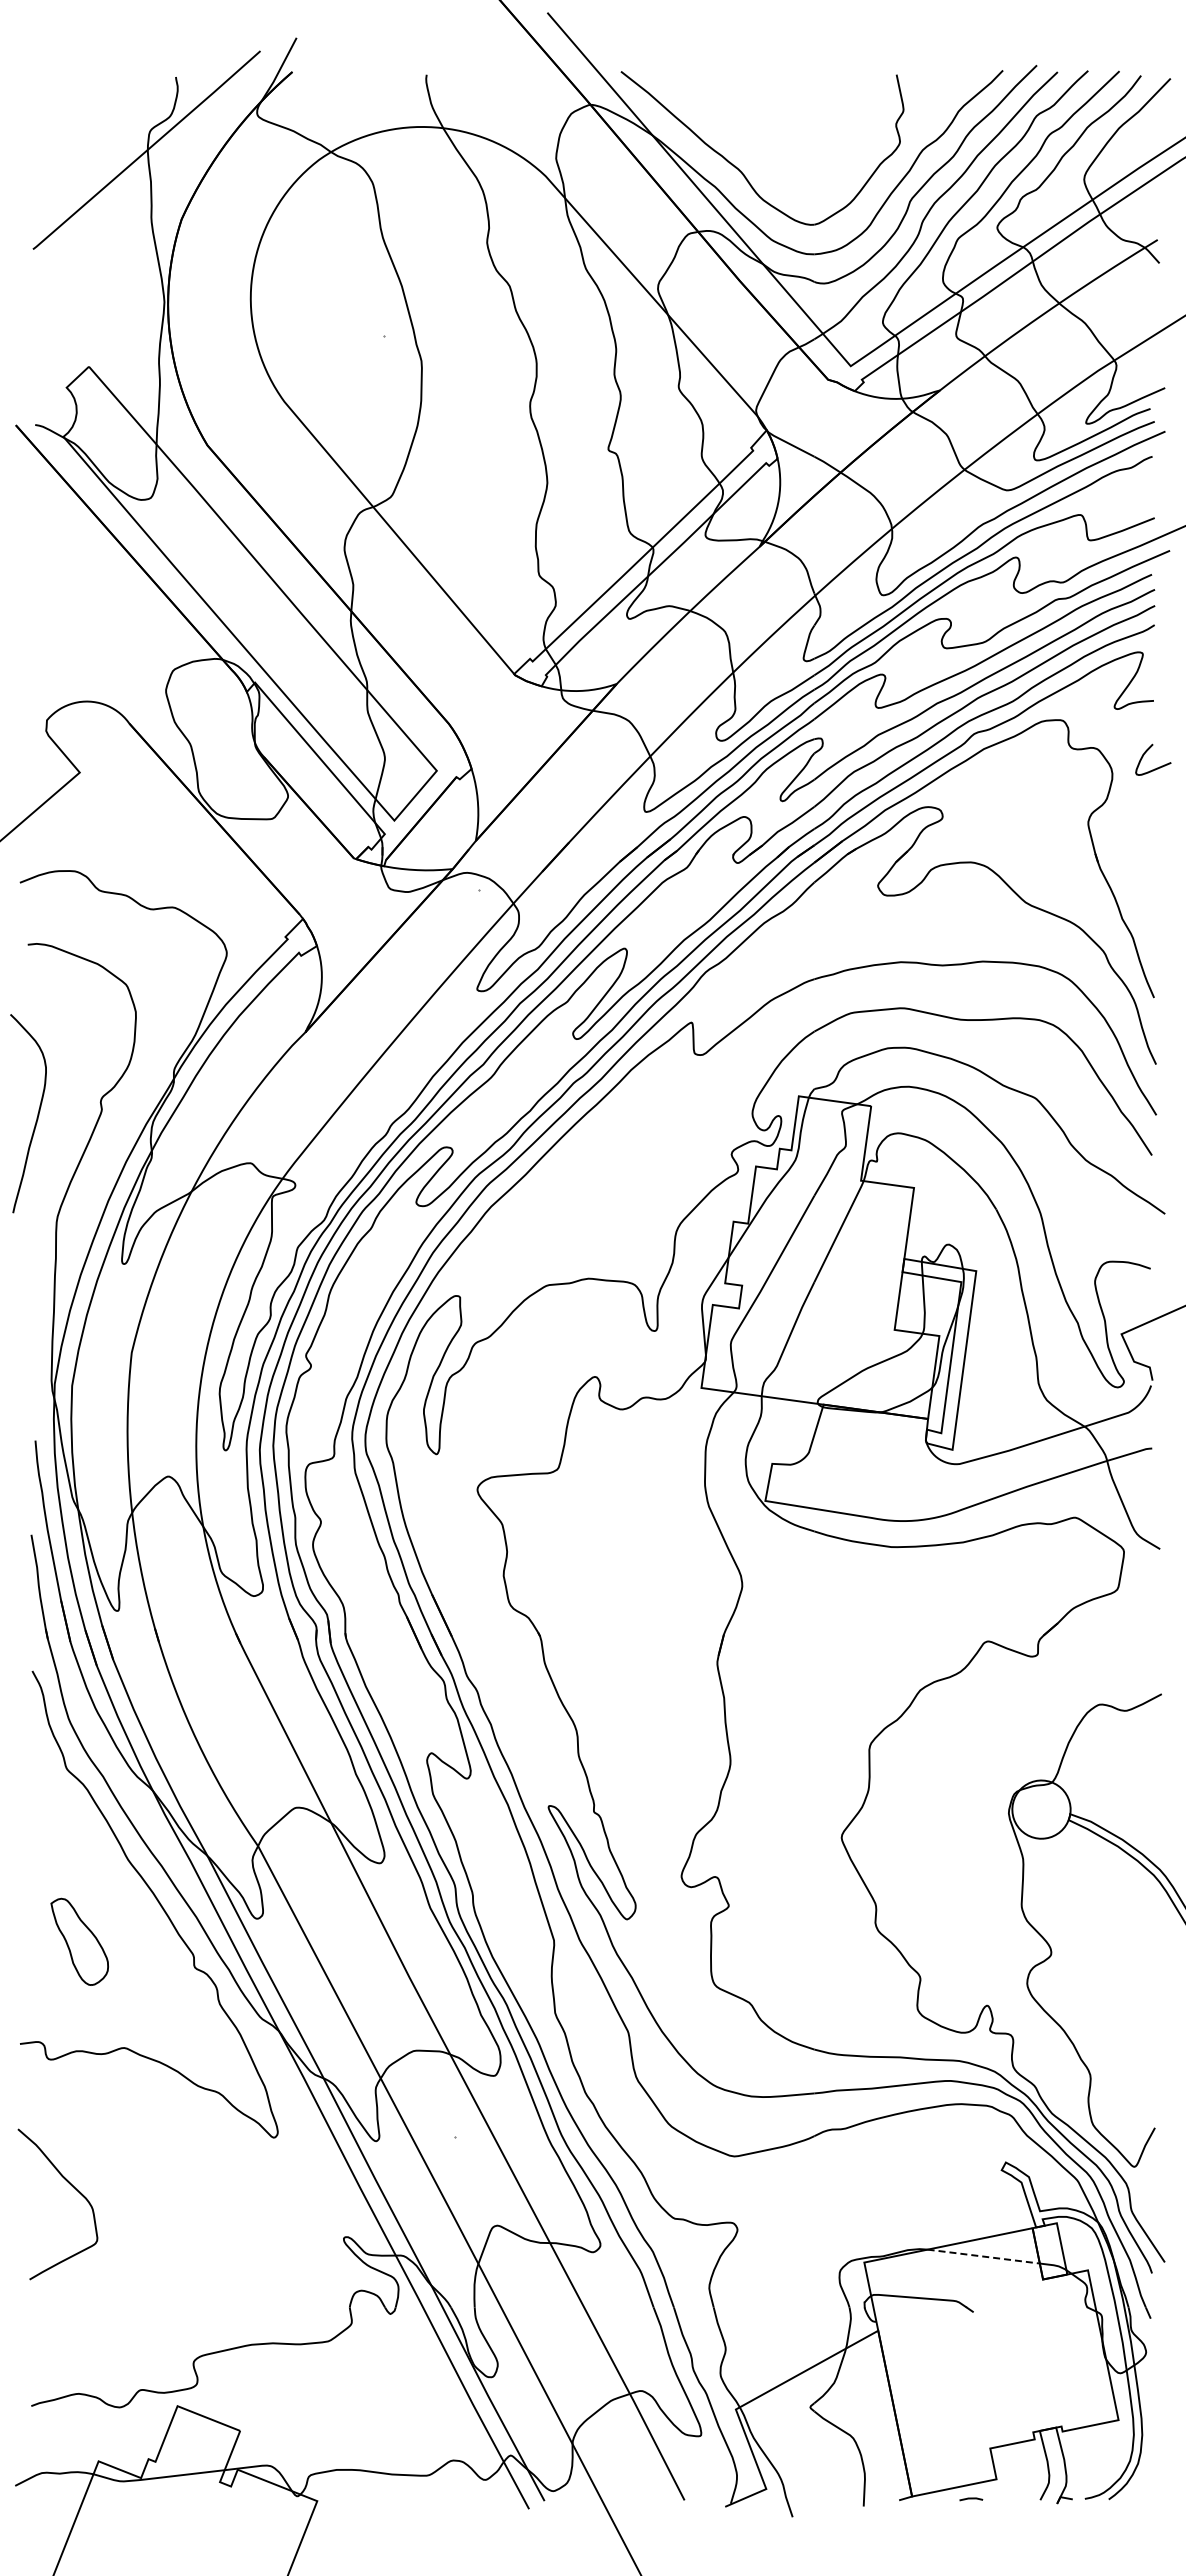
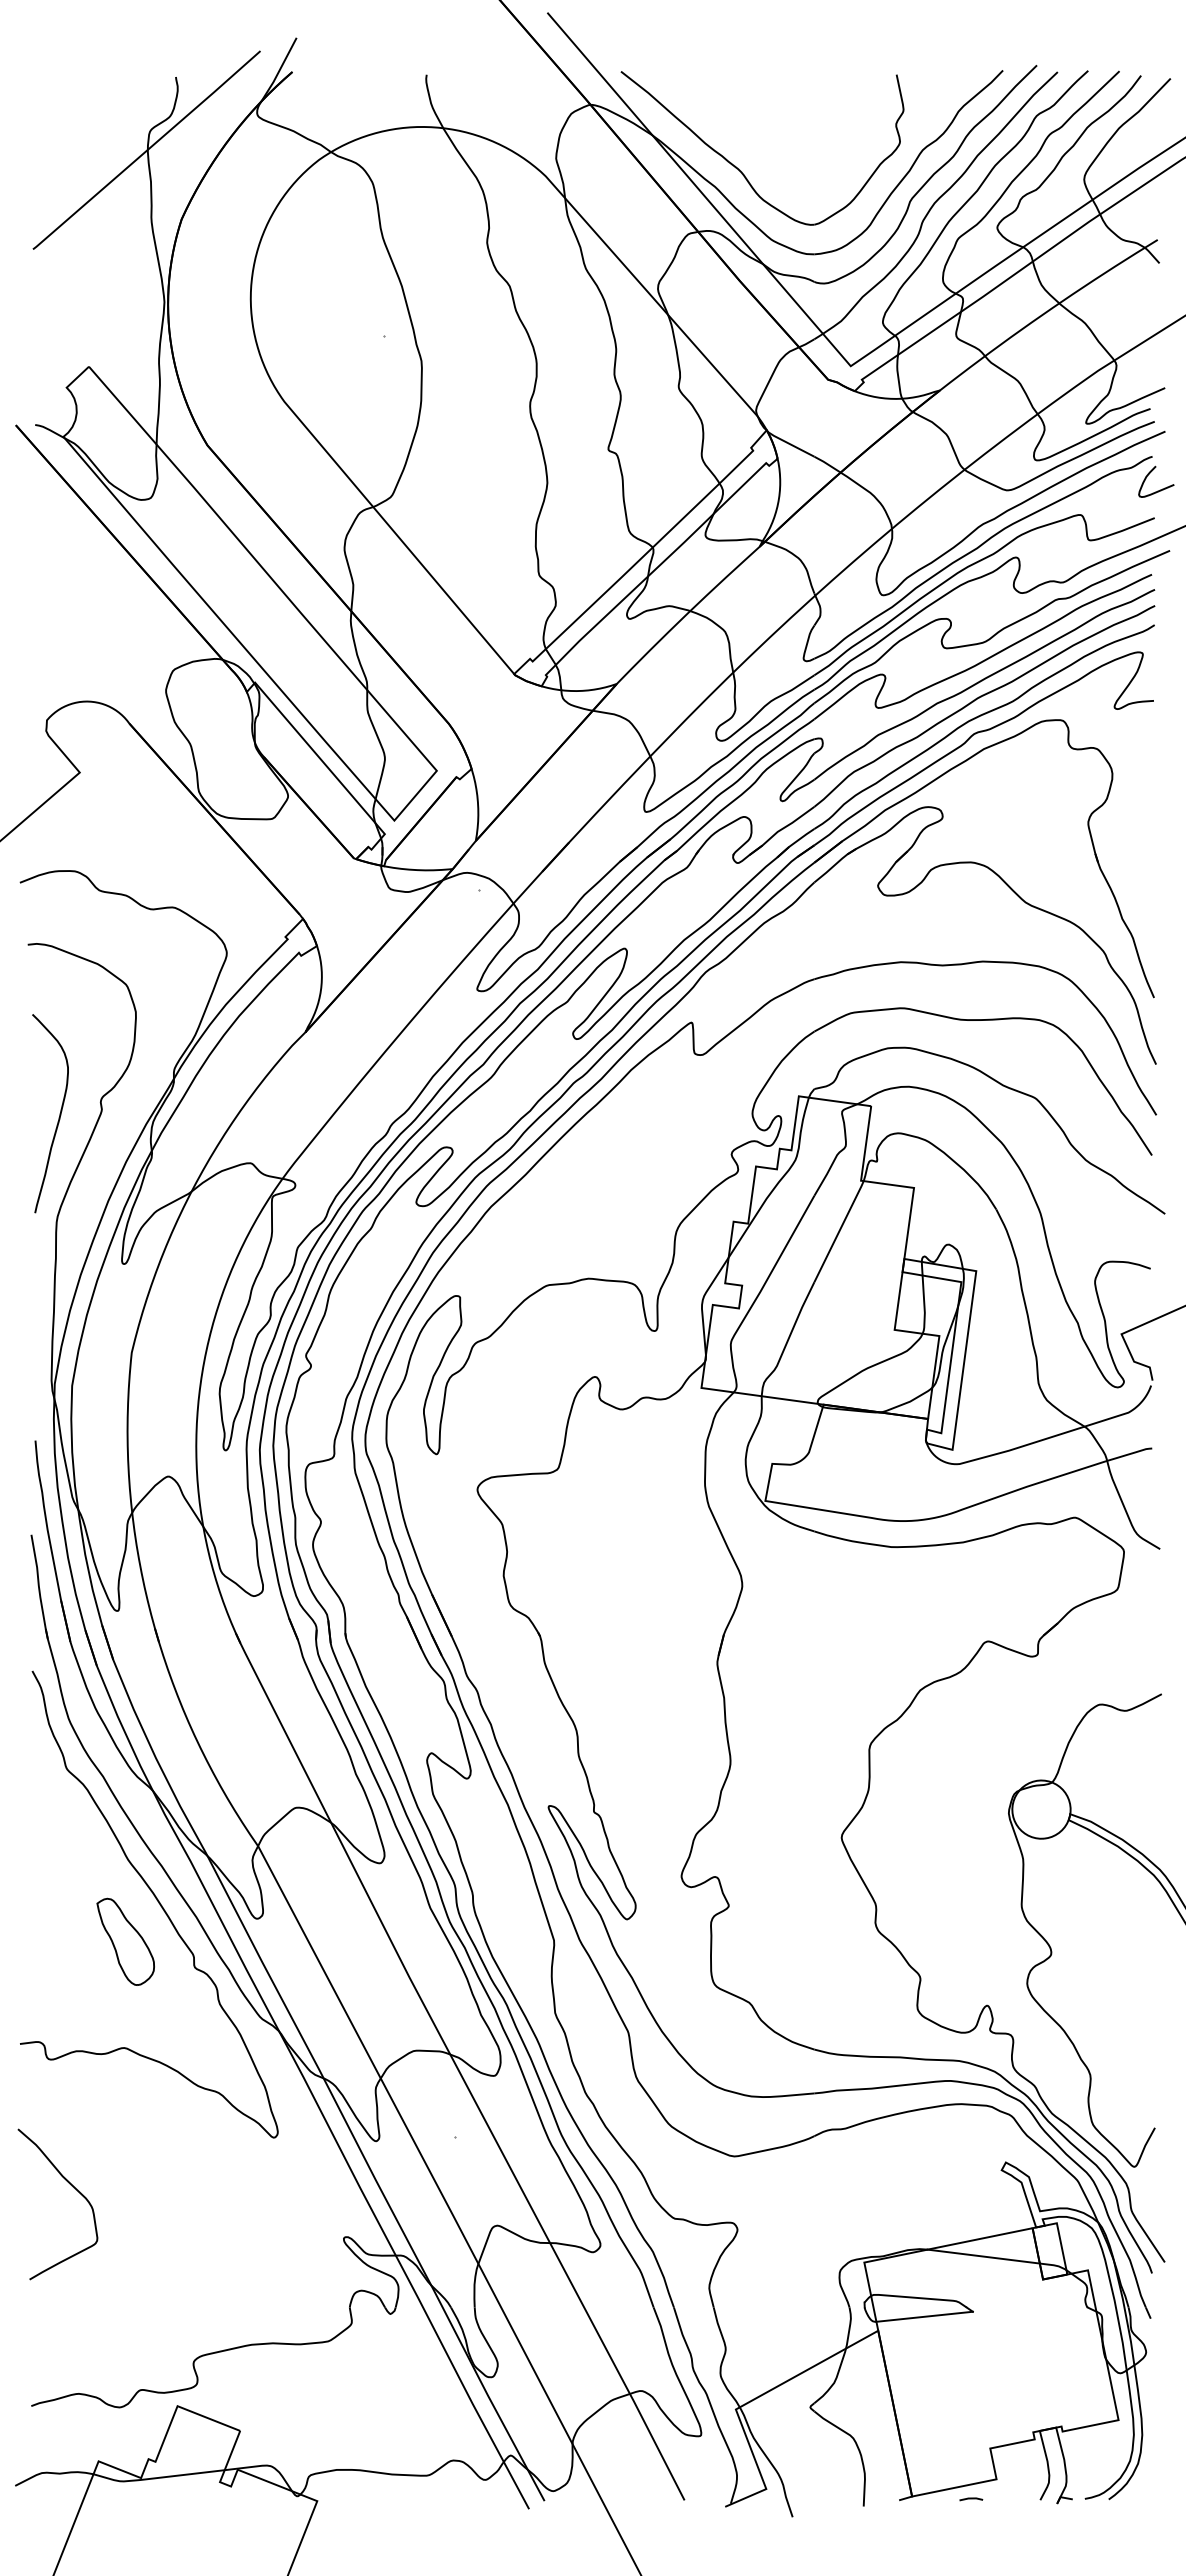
curve position: (1157, 767) -> (1160, 489) (1160, 489)
curve position: (36, 1117) -> (58, 1117) (58, 1117)
part position: (79, 1941) -> (125, 1941) (125, 1941)
line: dashed -> solid (983, 2256)
line: none -> present (924, 2316)
